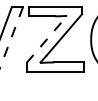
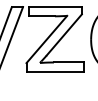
line: dashed -> solid (11, 37)
line: dashed -> solid (47, 39)
